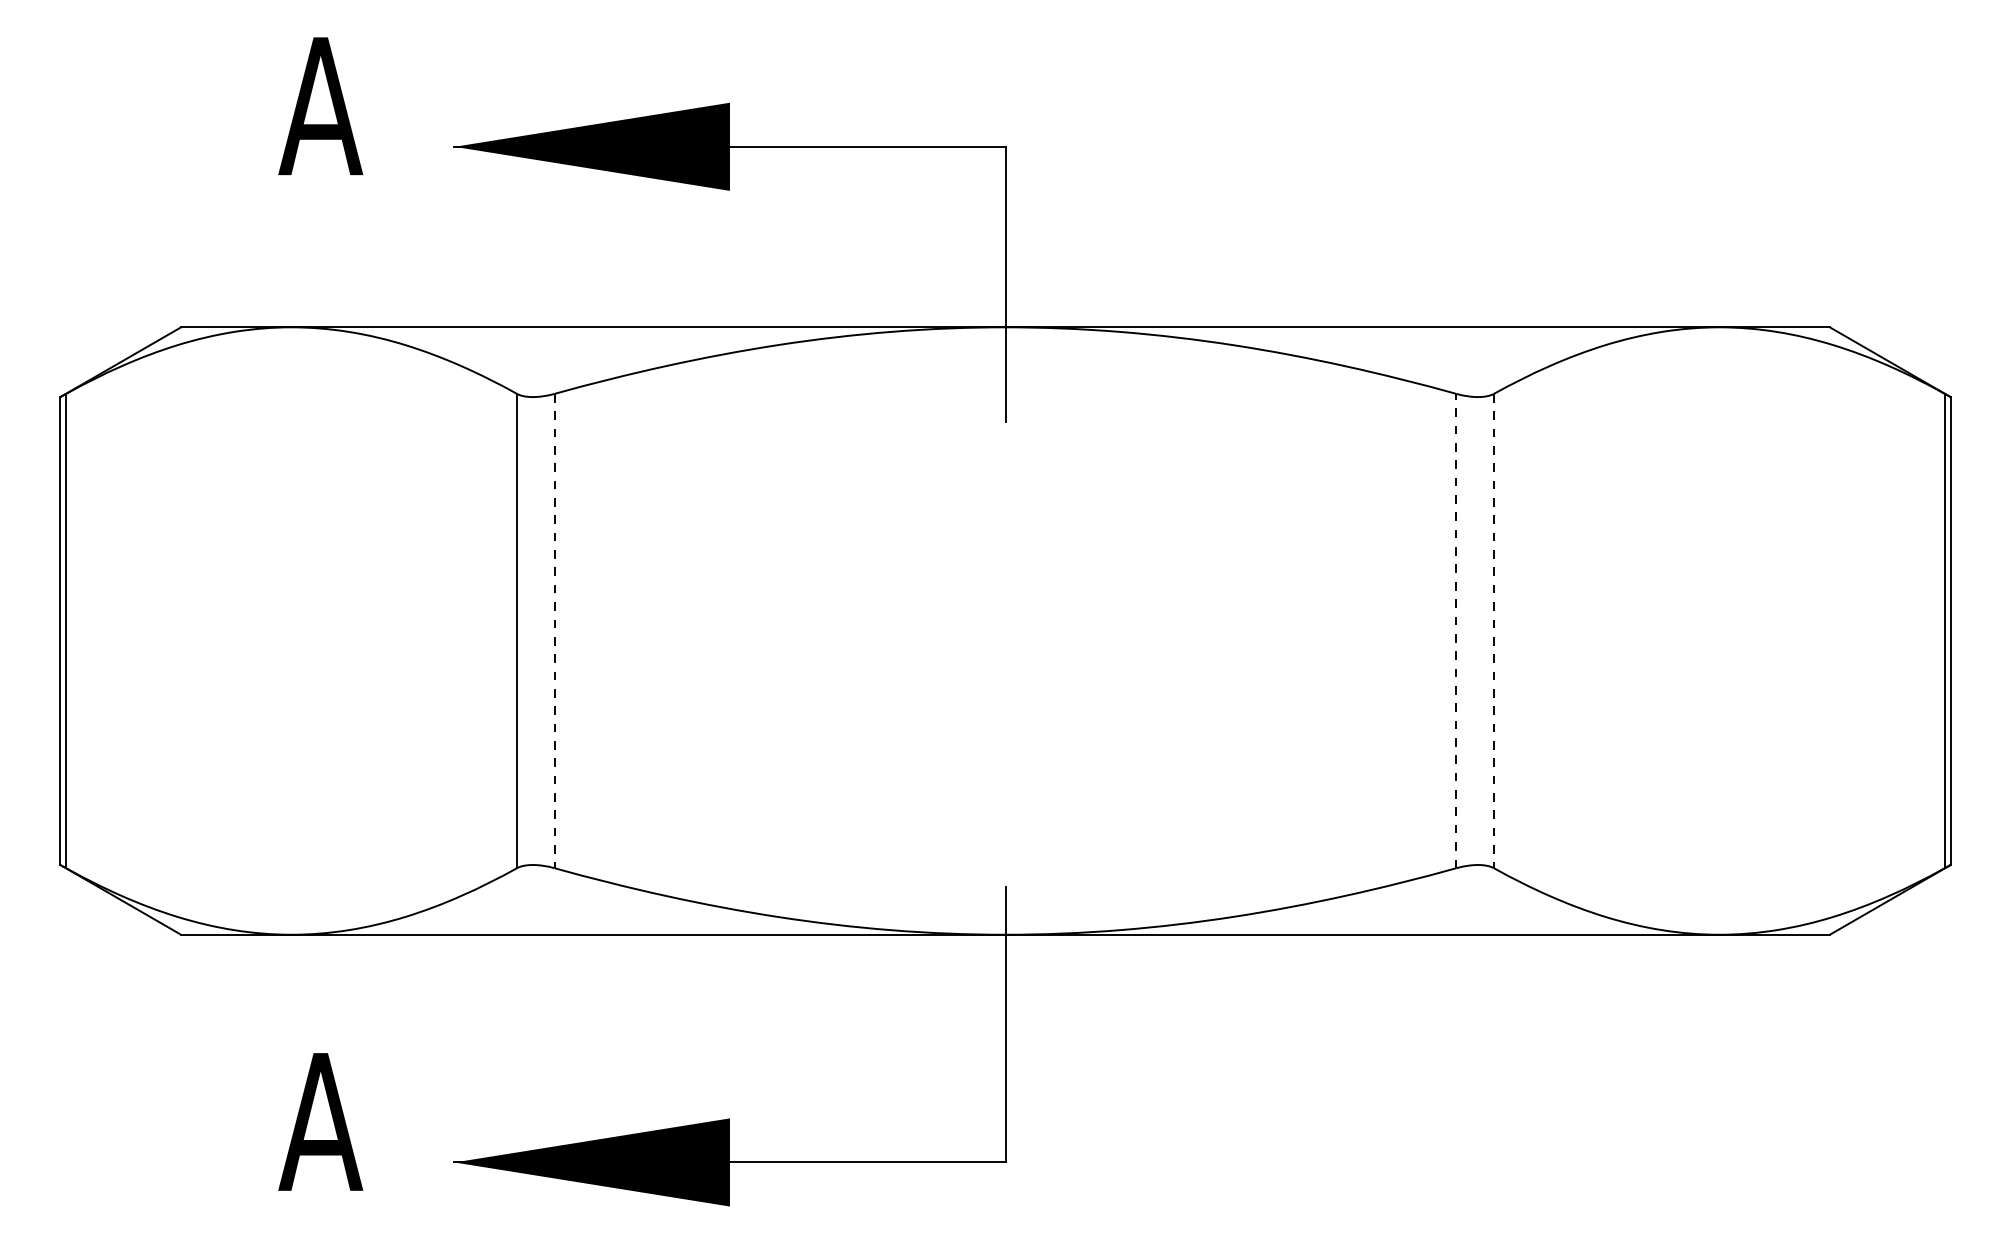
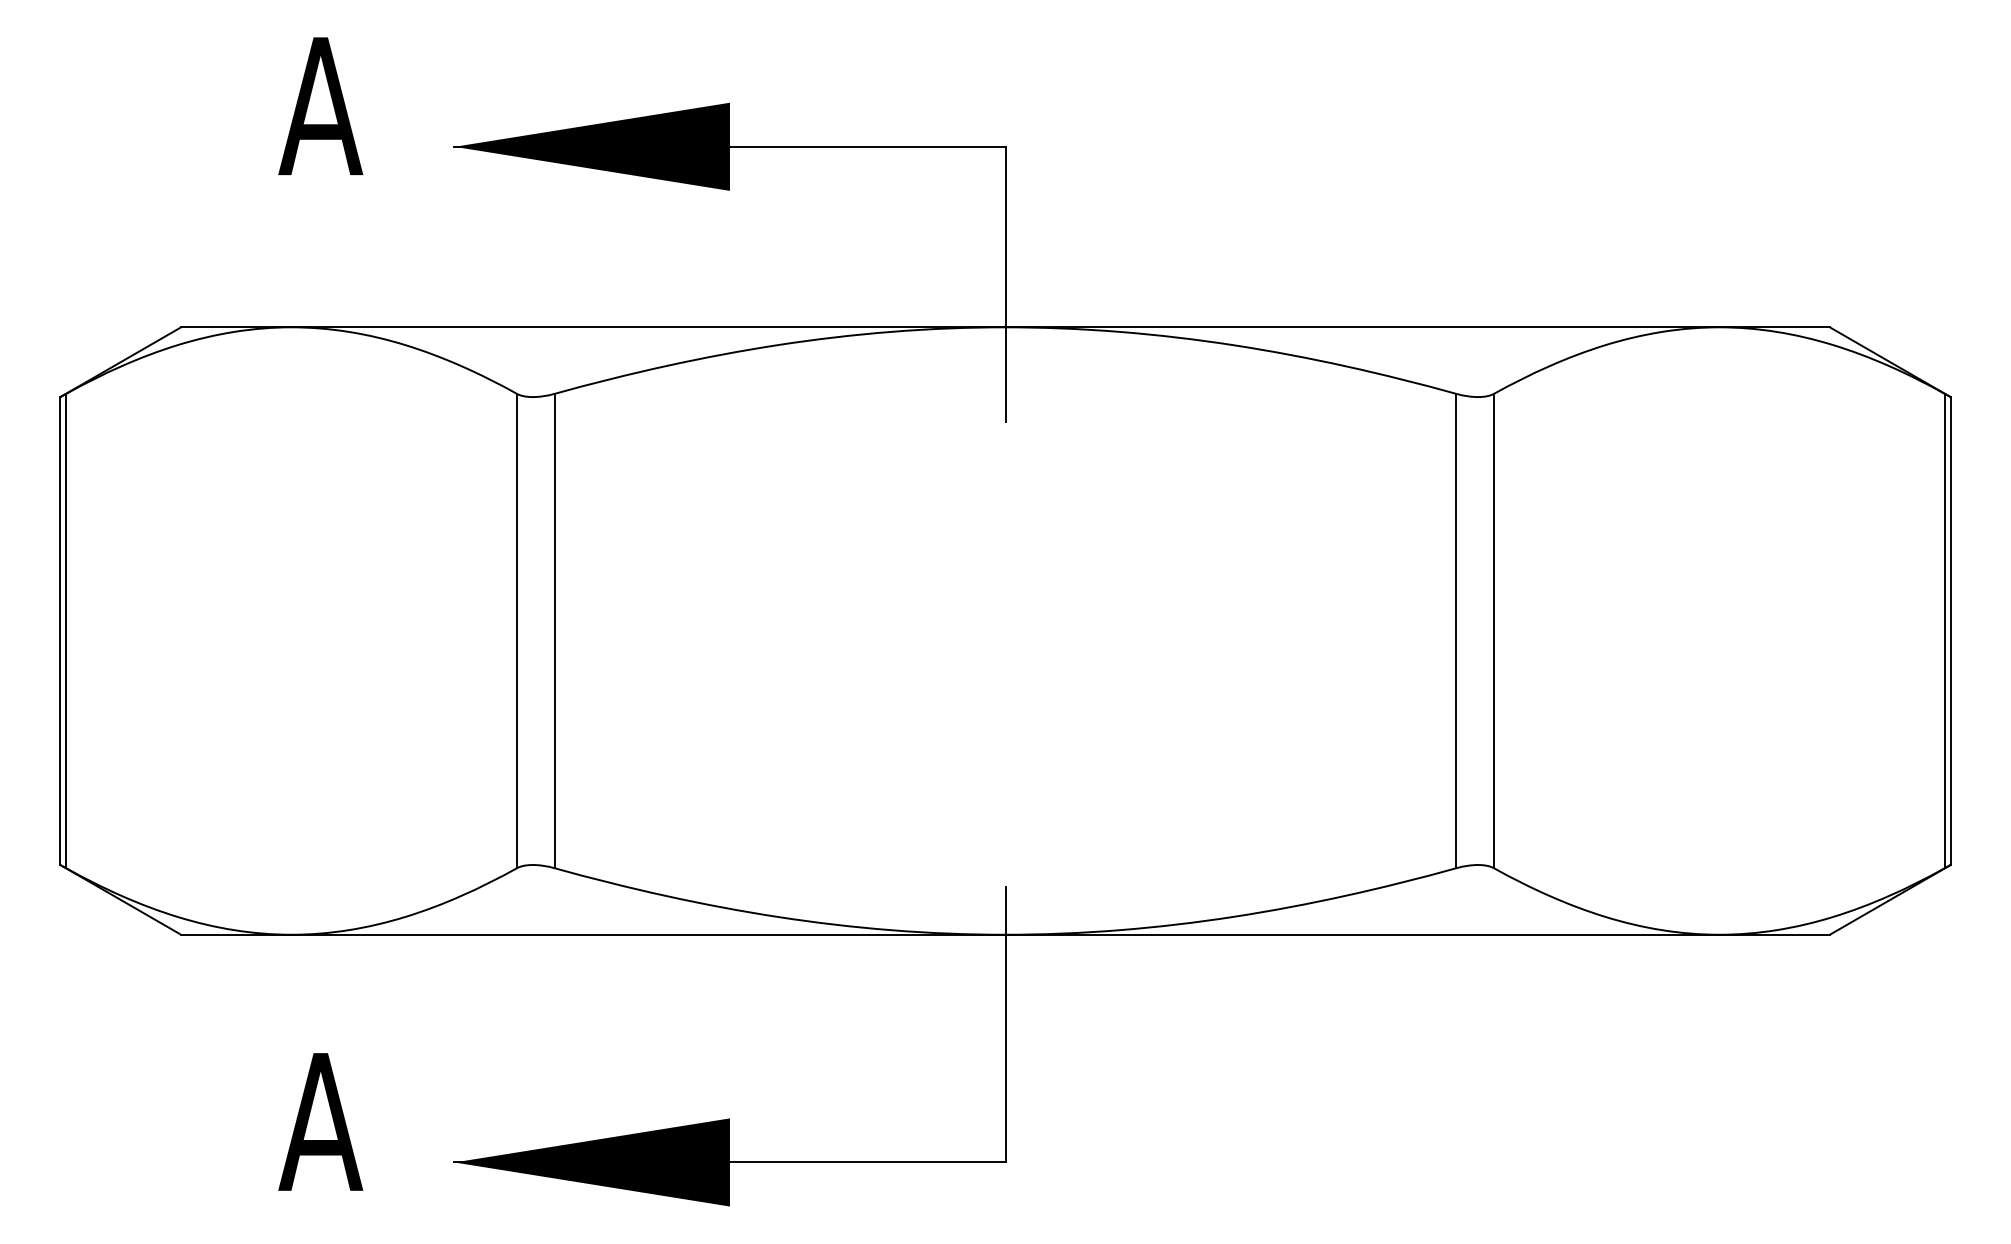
line: dashed -> solid (1456, 630)
line: dashed -> solid (554, 631)
line: dashed -> solid (1493, 631)
